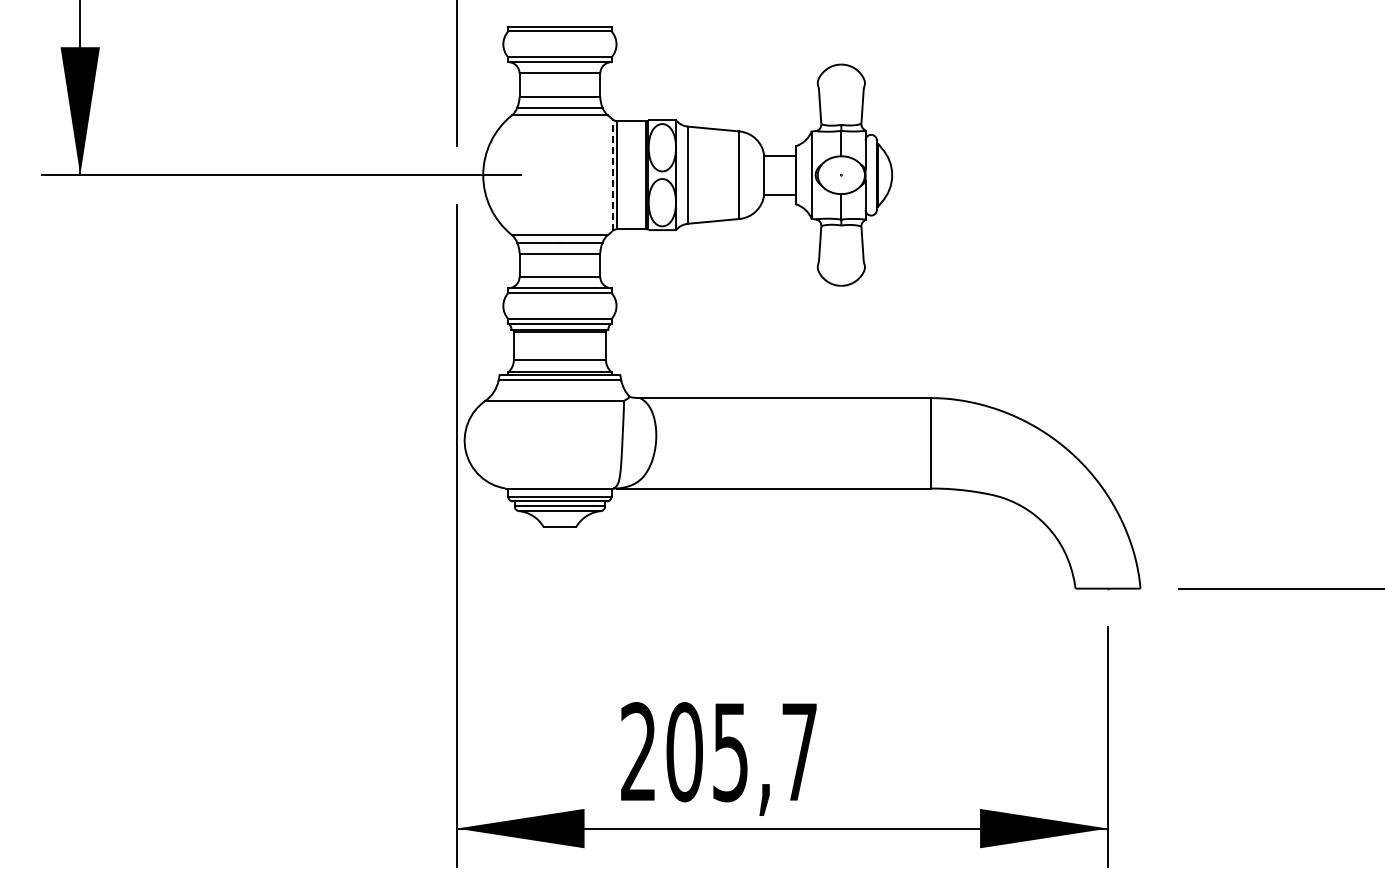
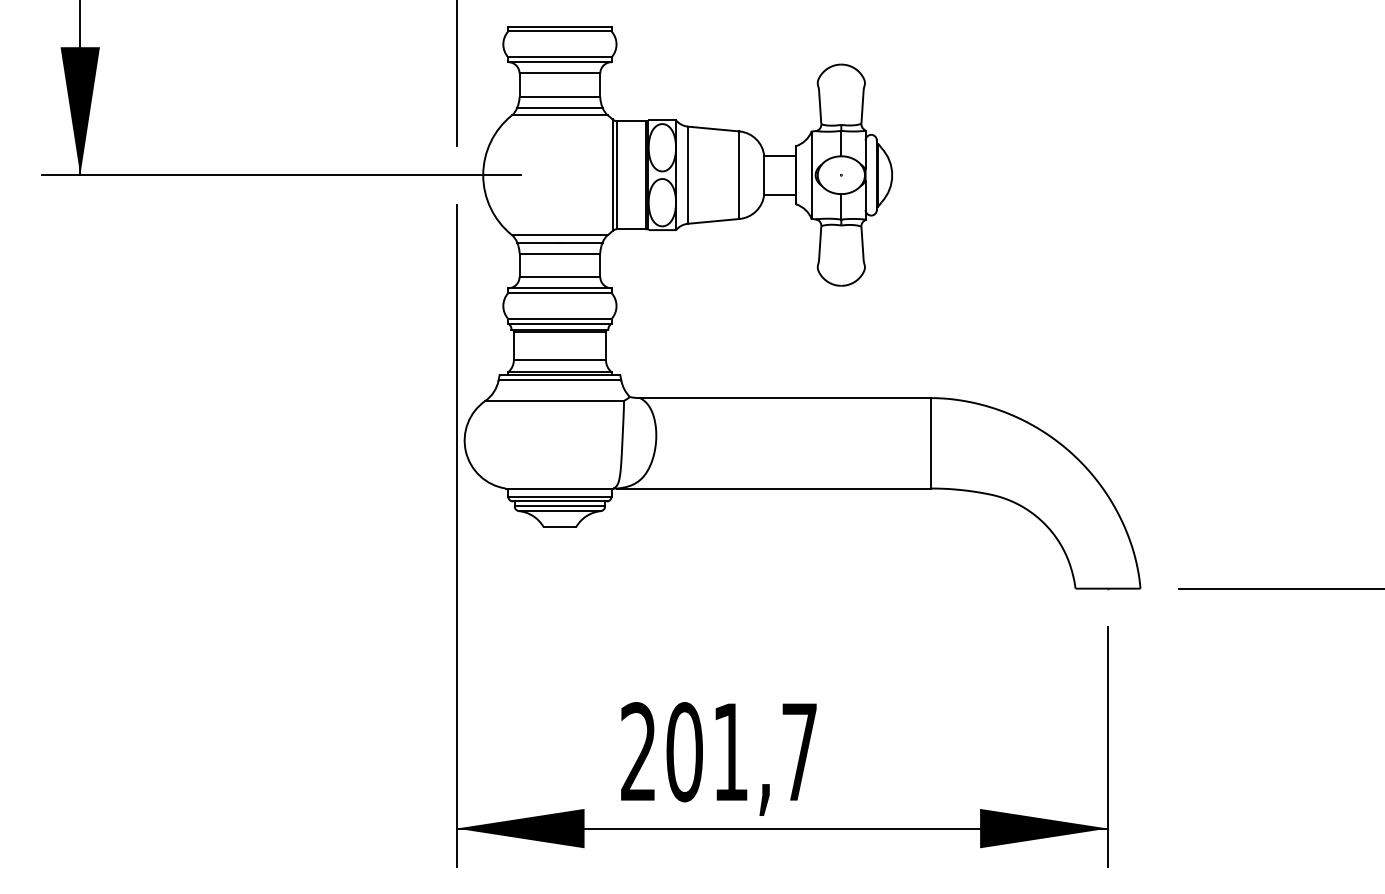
line: dashed -> solid (612, 175)
text: 205,7 -> 201,7 (730, 752)
